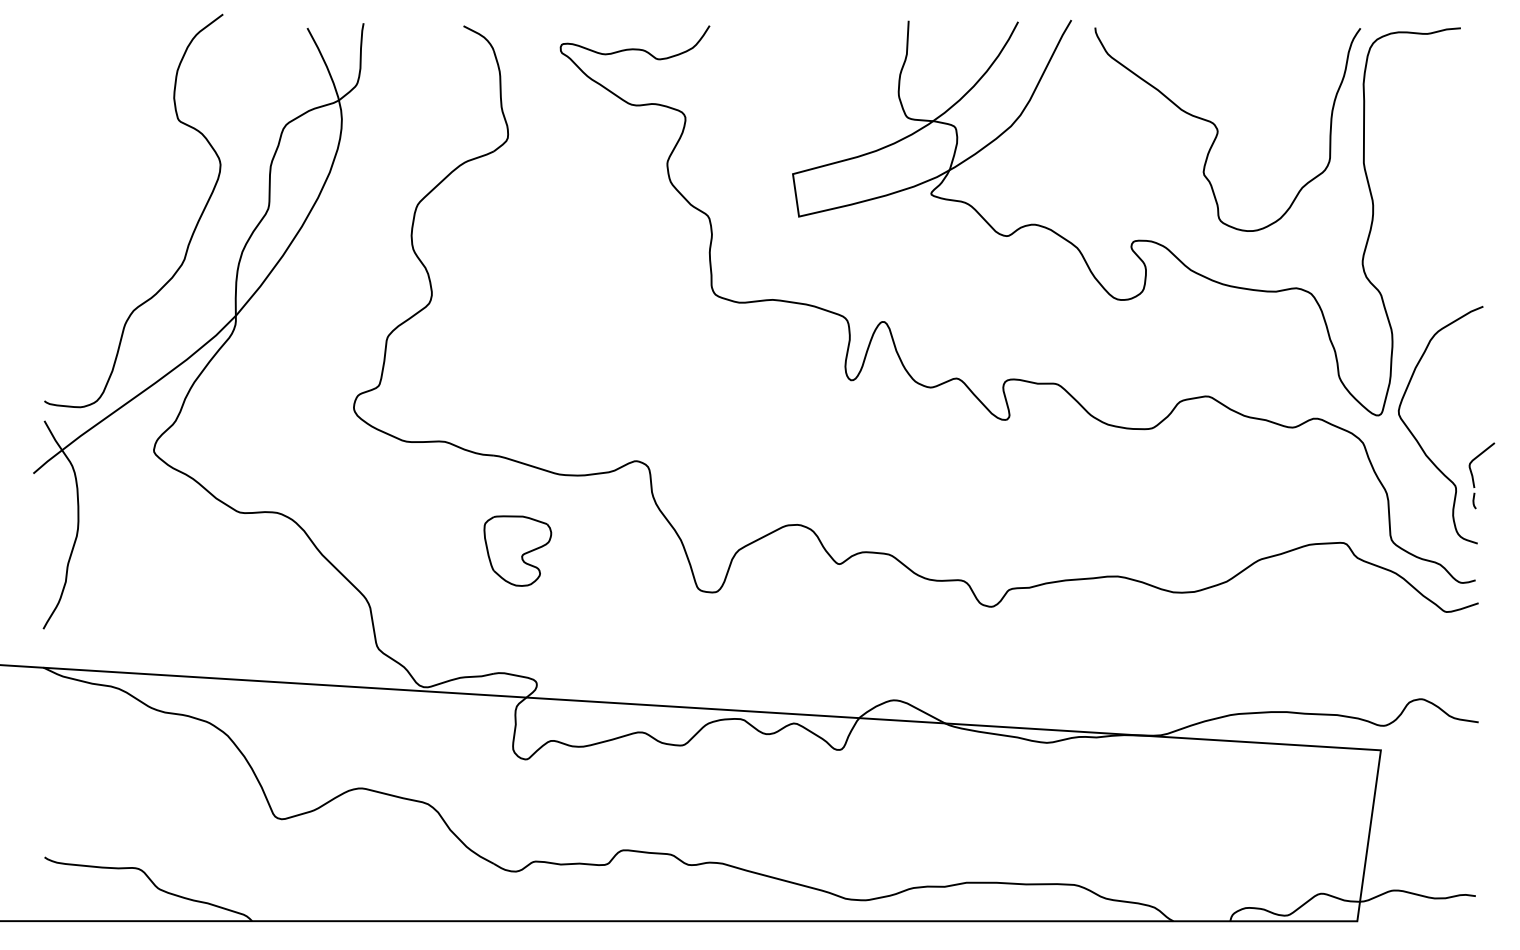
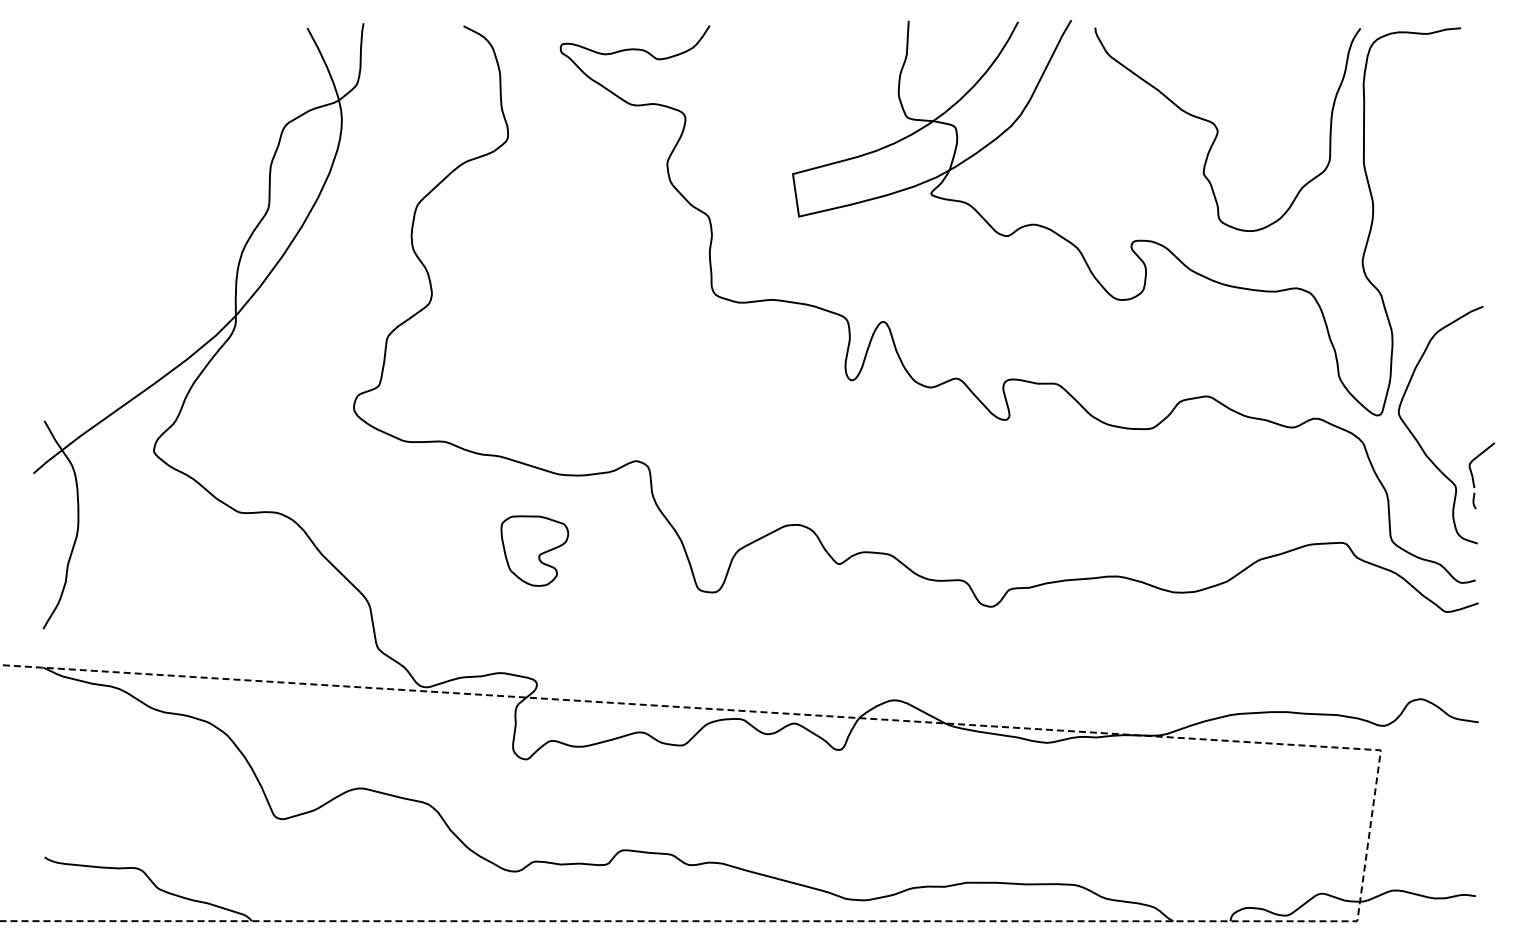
curve: present -> none (191, 234)
part position: (517, 550) -> (534, 550) (534, 550)
line: solid -> dashed (1370, 823)
